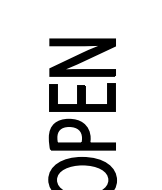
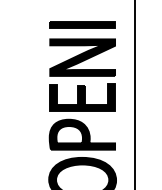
part: none -> present (82, 24)
line: none -> present (134, 94)
